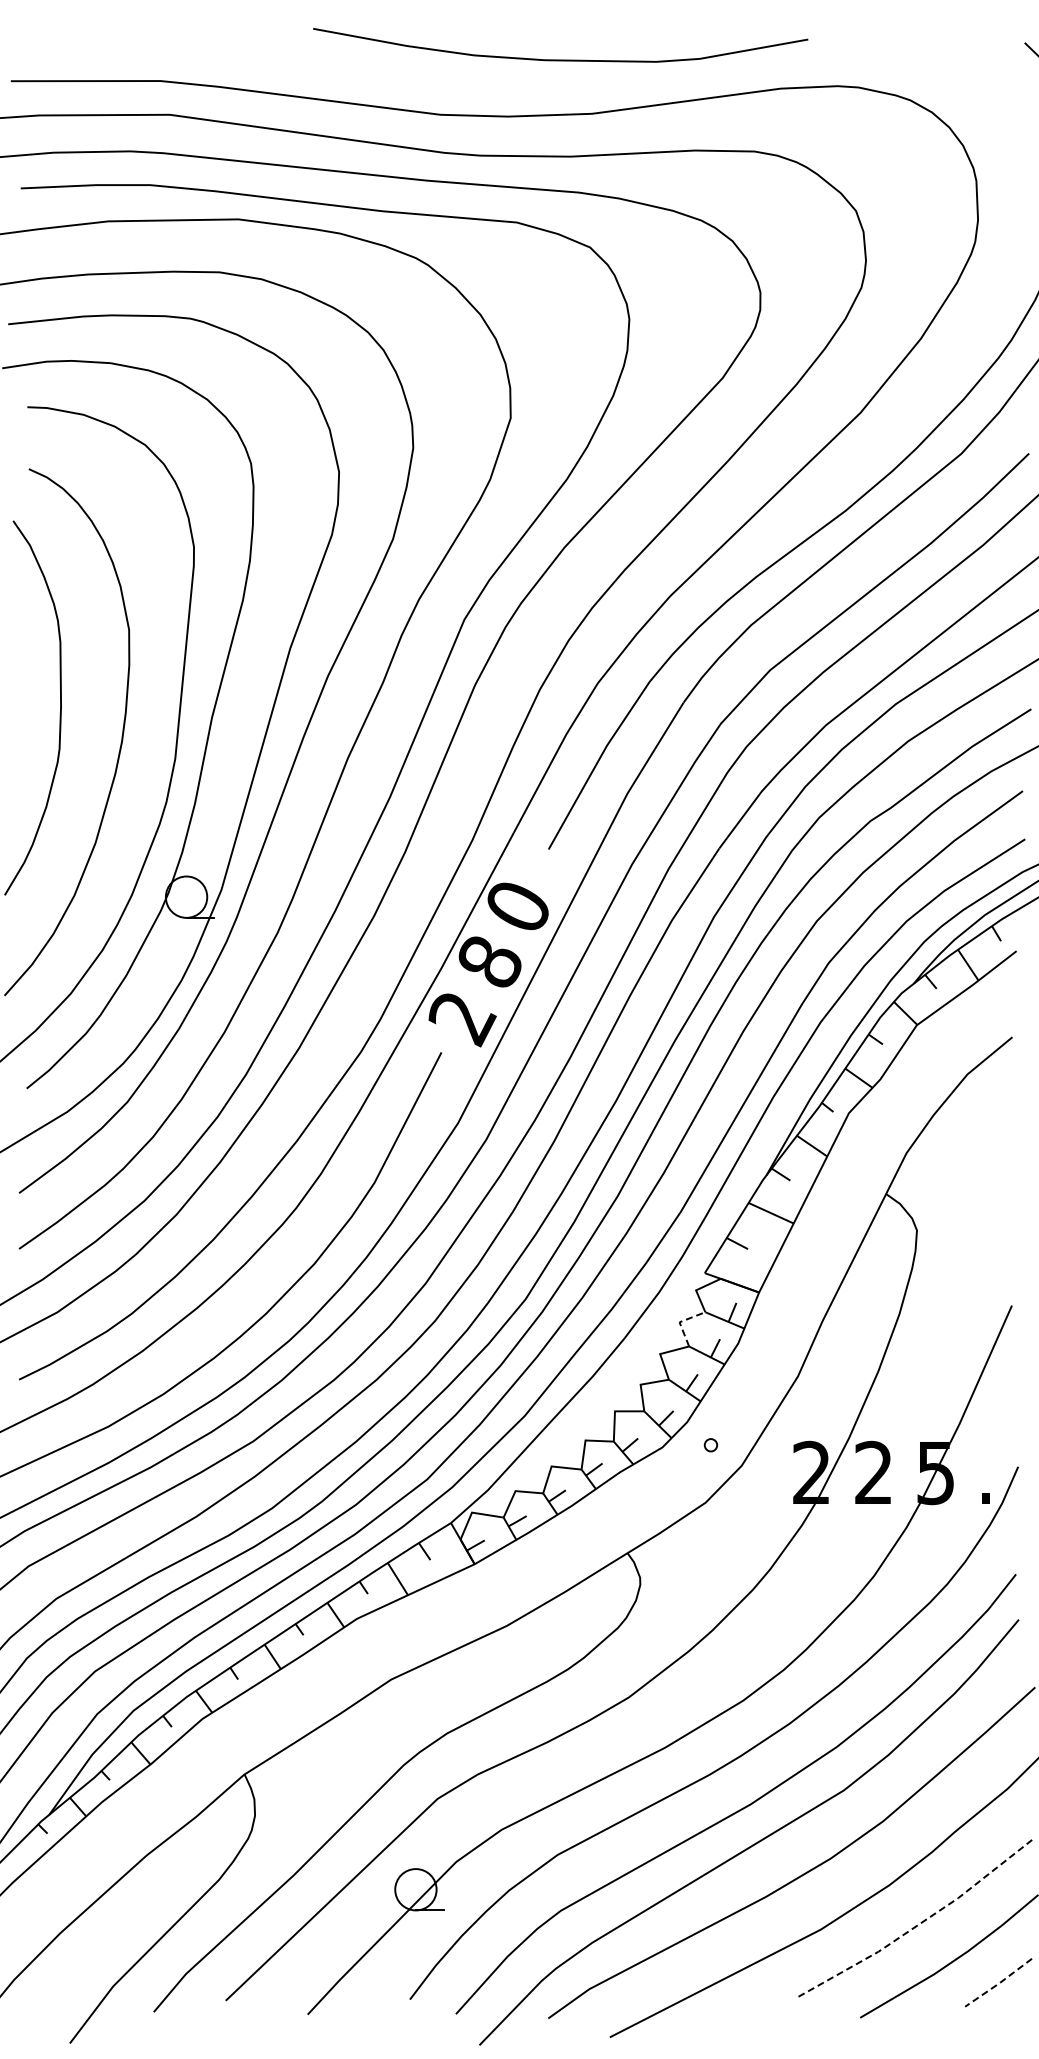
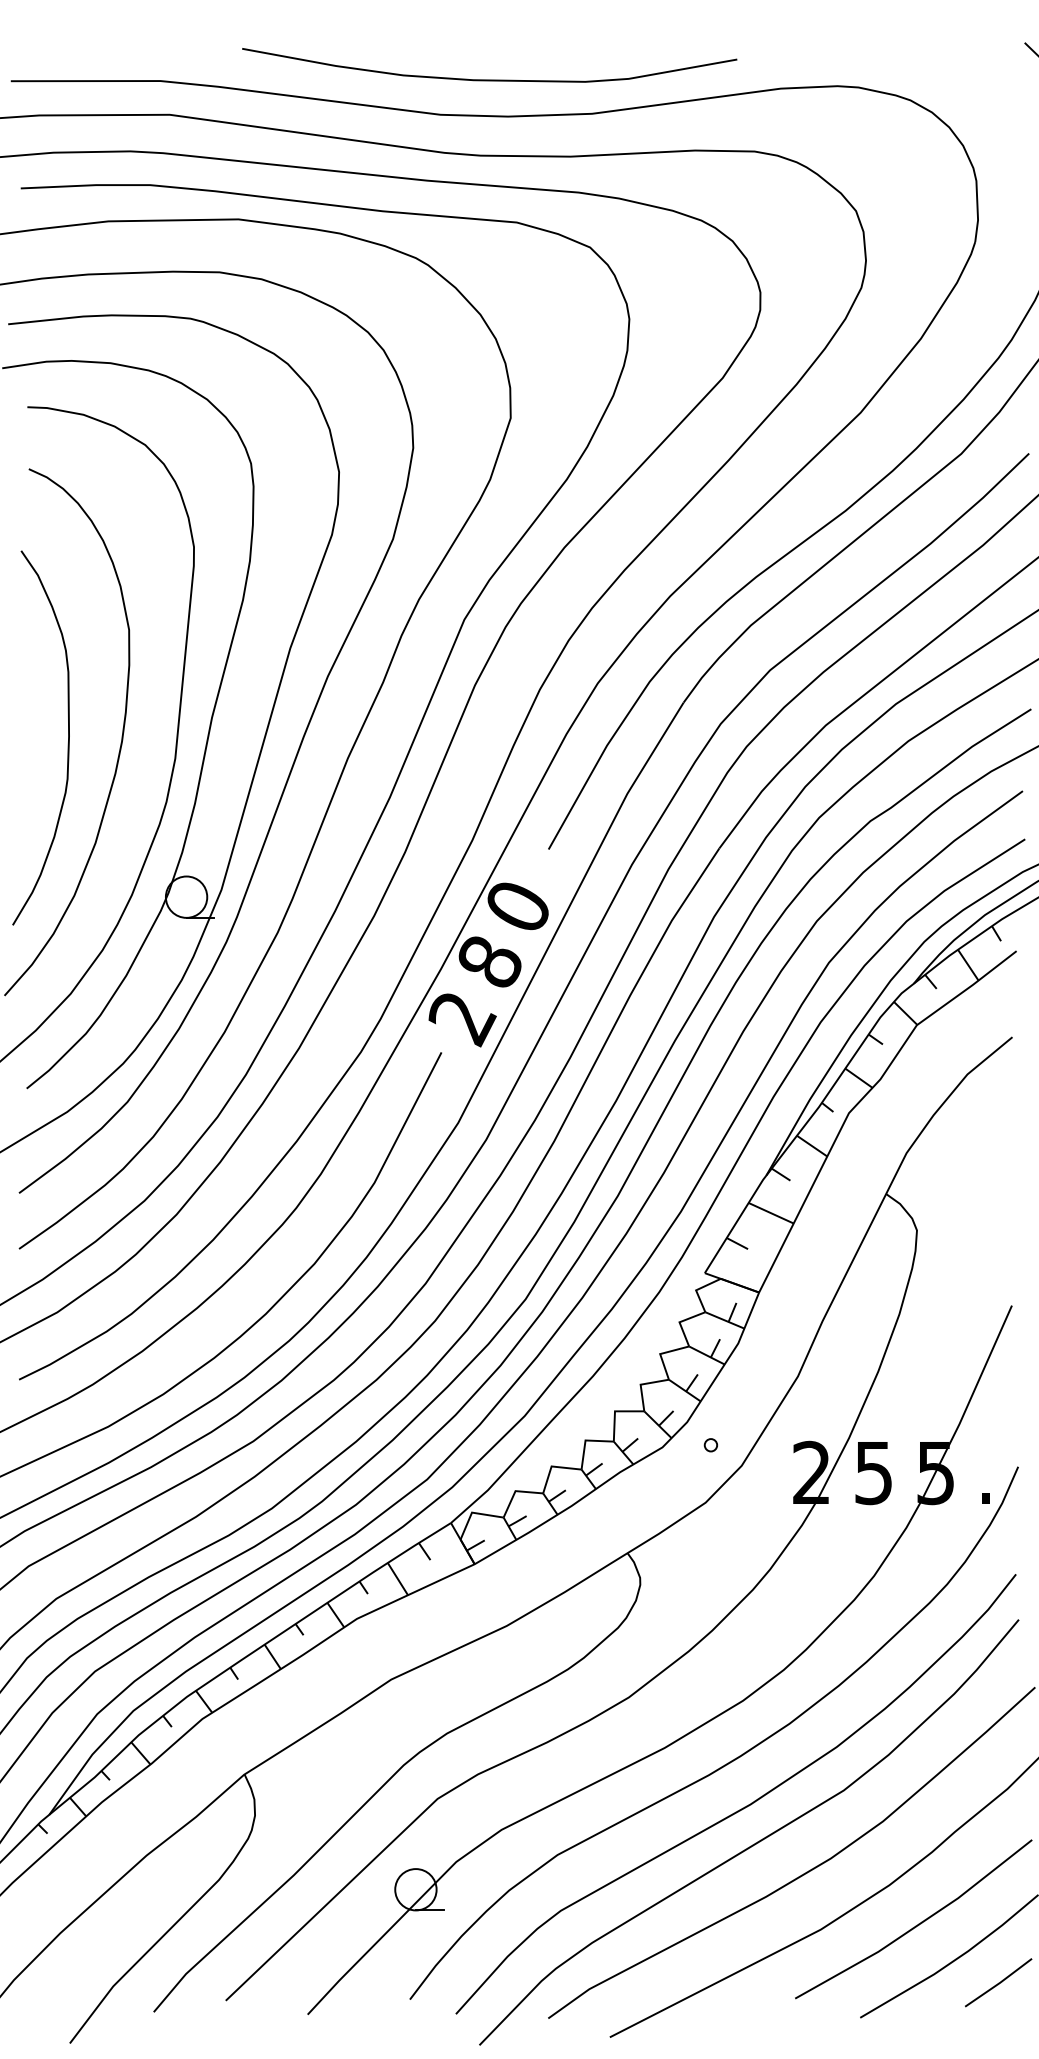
curve position: (560, 59) -> (489, 79) (489, 79)
curve position: (59, 713) -> (67, 743) (67, 743)
line: dashed -> solid (680, 1321)
text: 2 -> 5 (873, 1472)
line: dashed -> solid (917, 1925)
line: dashed -> solid (999, 1983)
